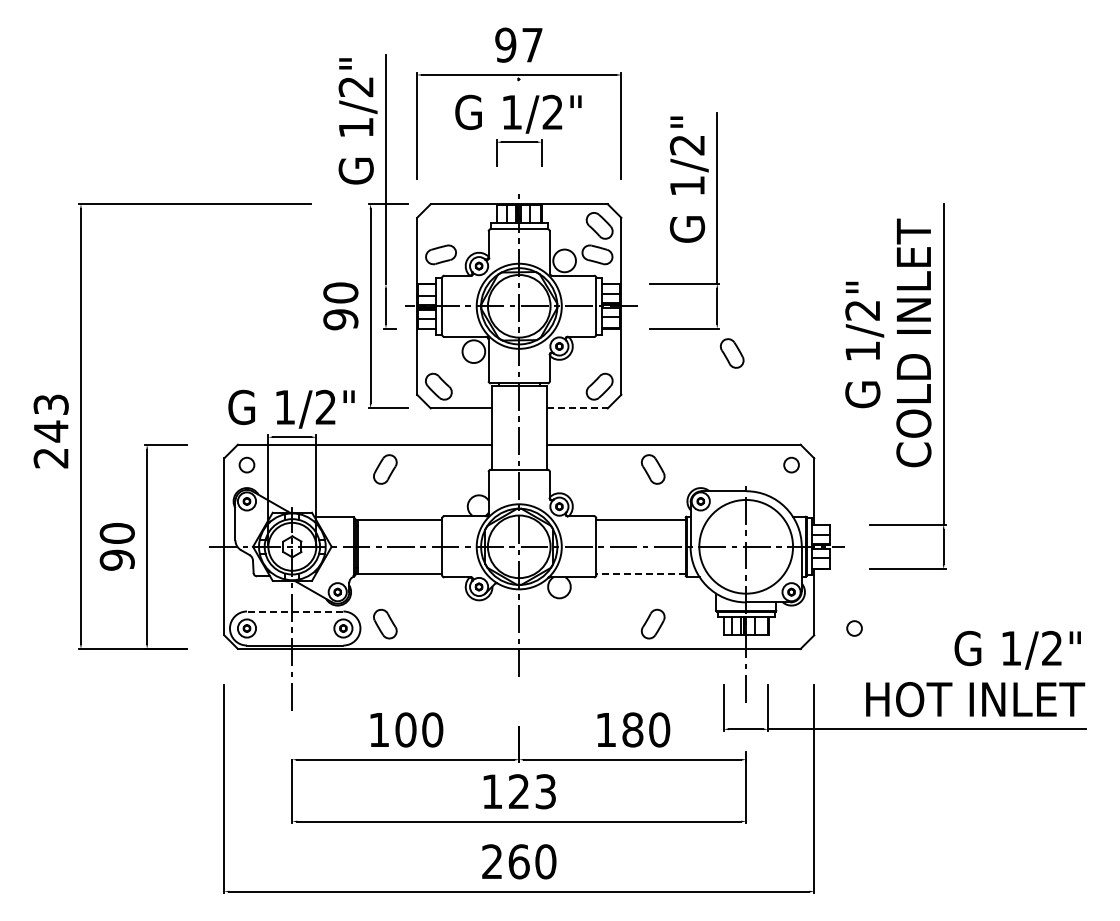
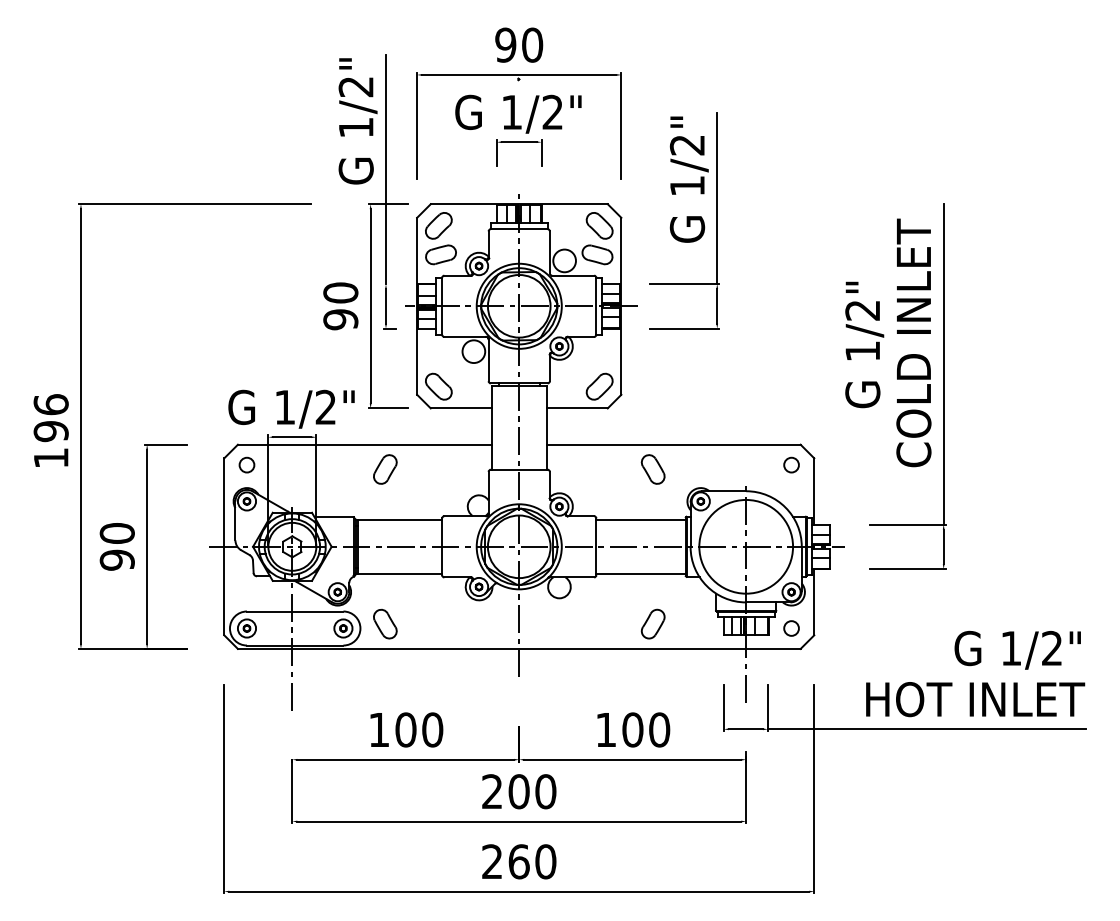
text: 97 -> 90 (532, 44)
part: none -> present (438, 225)
part: present -> none (731, 353)
line: dashed -> solid (577, 408)
text: 243 -> 196 (50, 431)
line: dashed -> solid (641, 574)
line: dashed -> solid (294, 611)
circle position: (854, 628) -> (791, 628) (791, 628)
text: 180 -> 100 (632, 729)
text: 123 -> 200 (519, 791)
